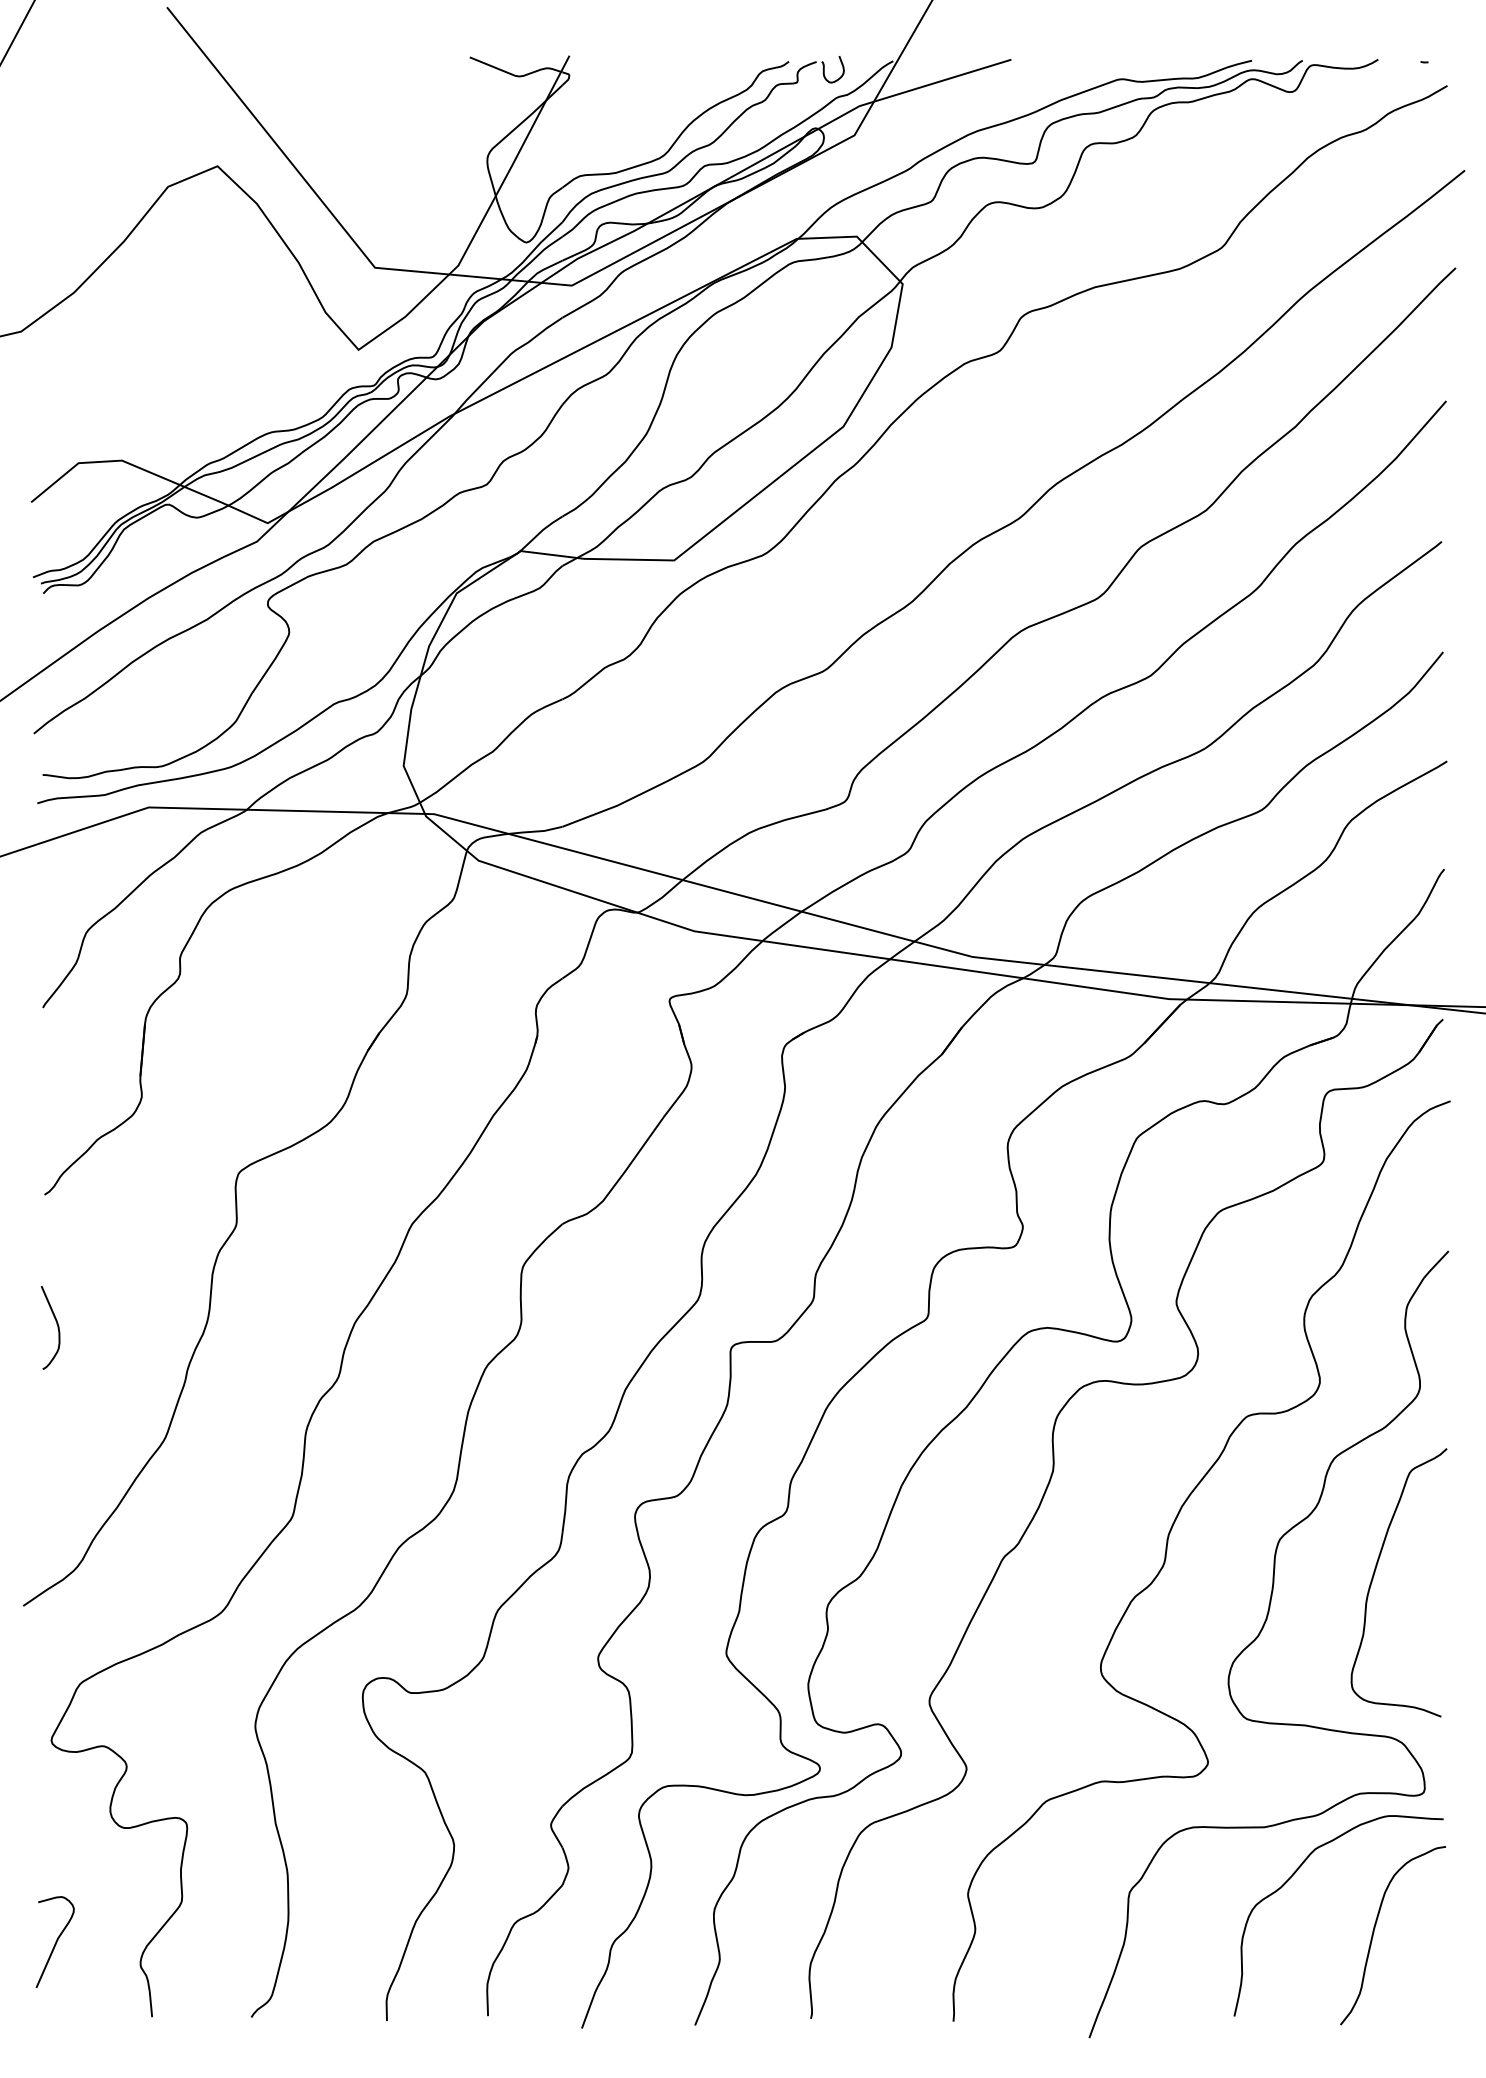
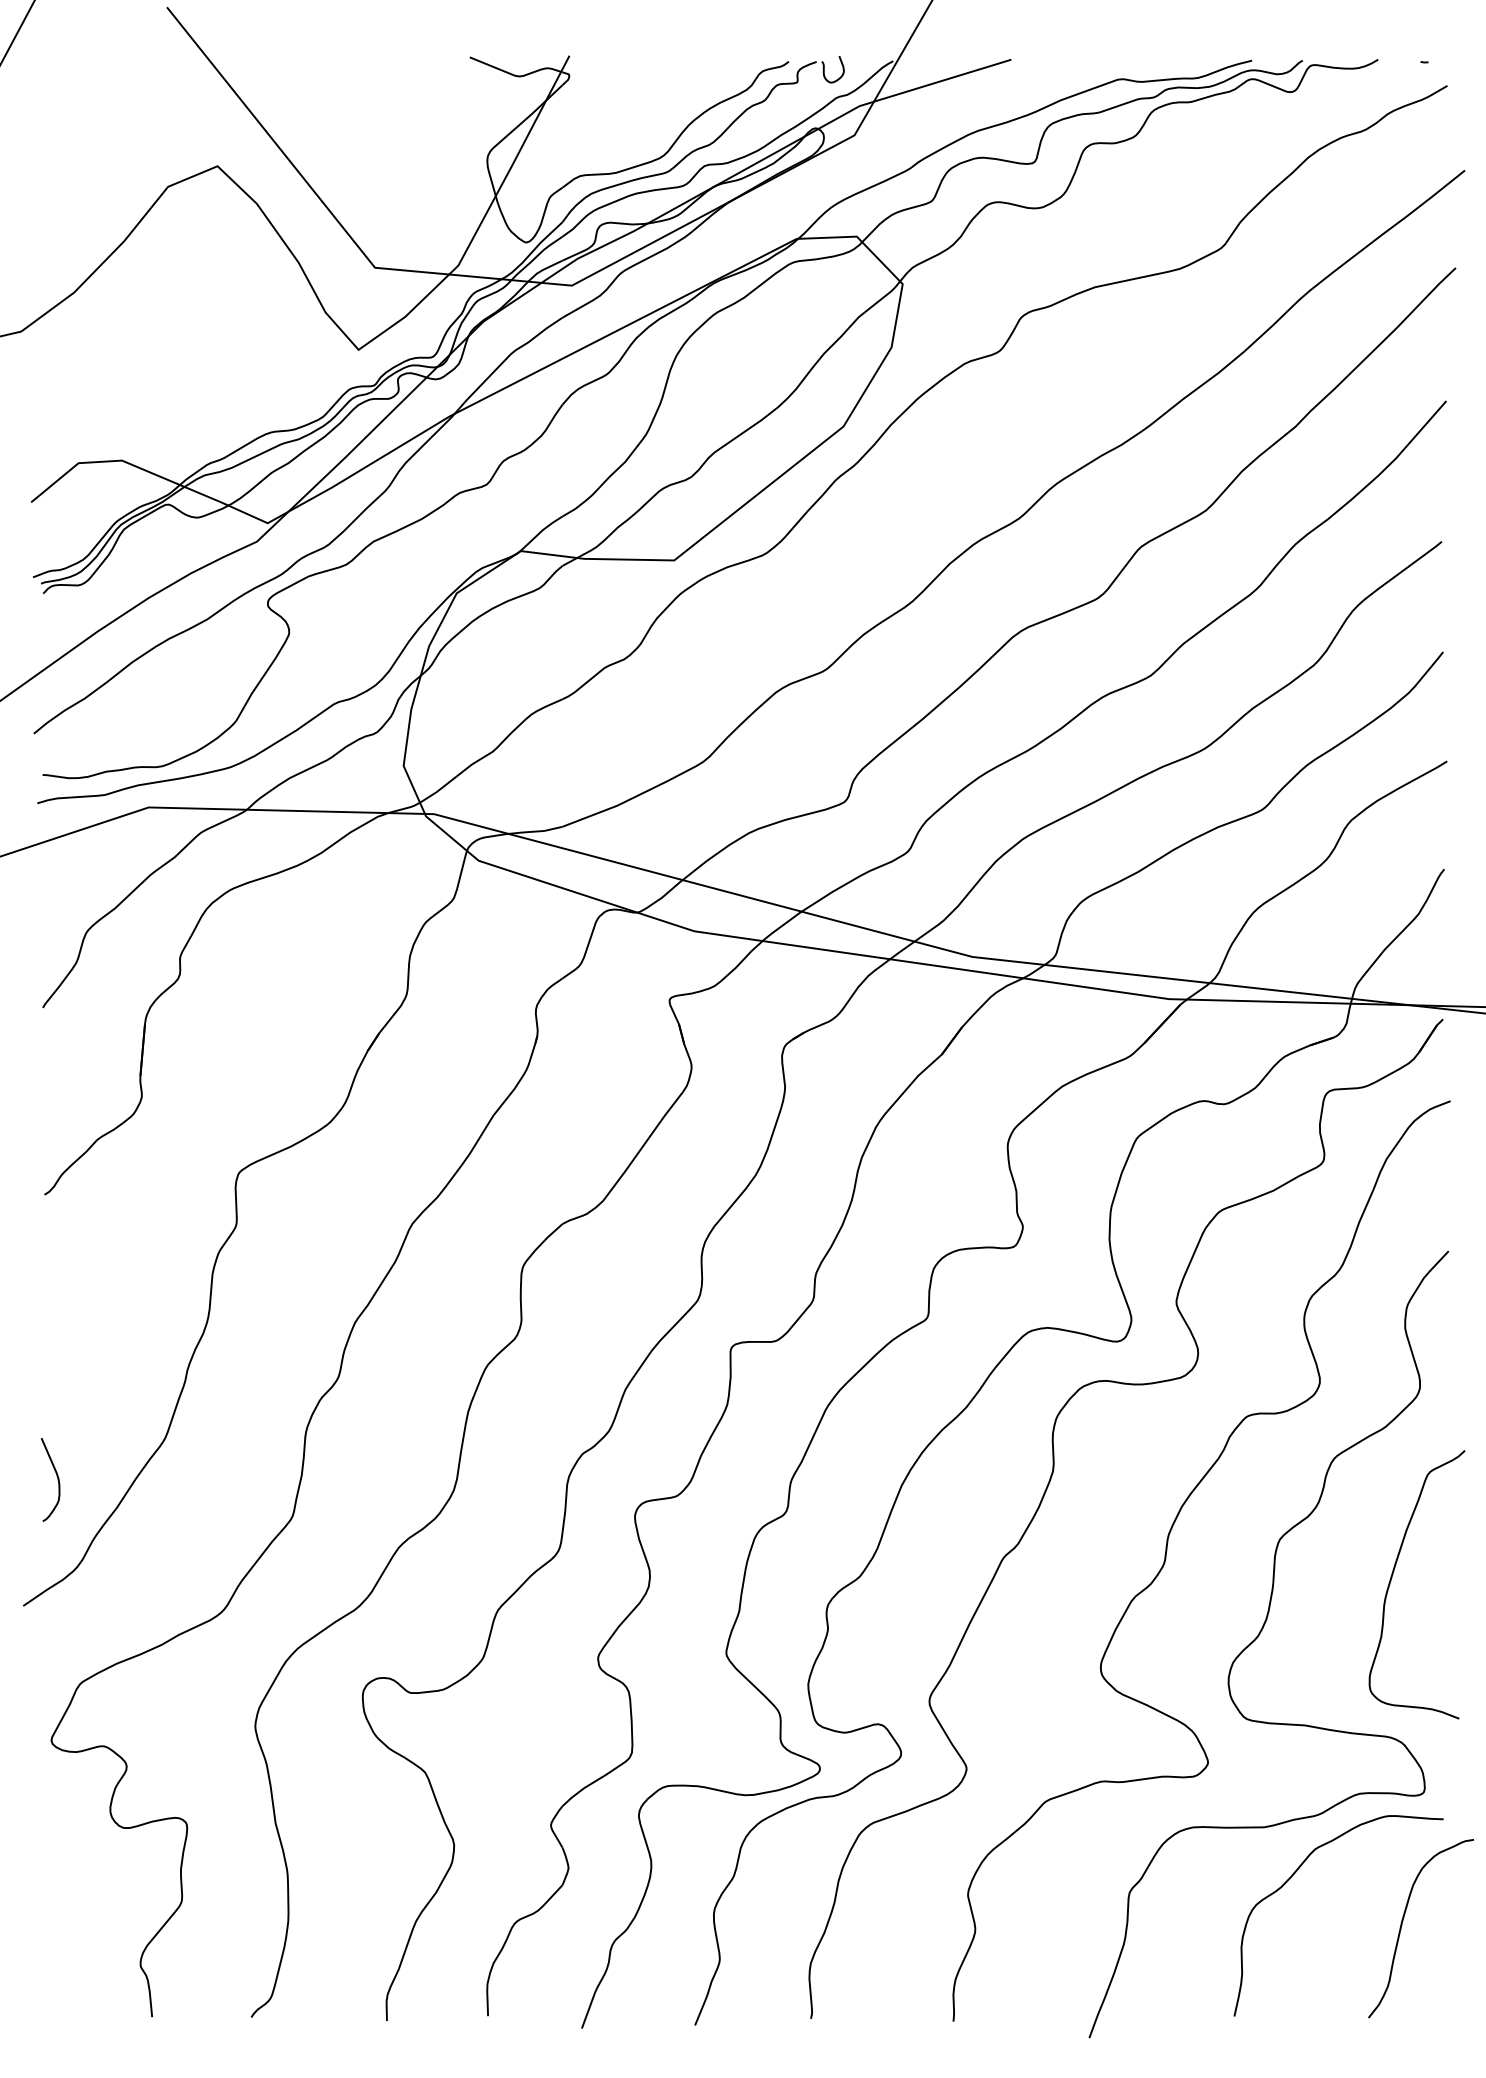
curve position: (56, 1324) -> (56, 1476) (56, 1476)
curve position: (1374, 1576) -> (1392, 1578) (1392, 1578)
curve position: (1374, 1932) -> (1402, 1925) (1402, 1925)
curve: present -> none (55, 1941)
